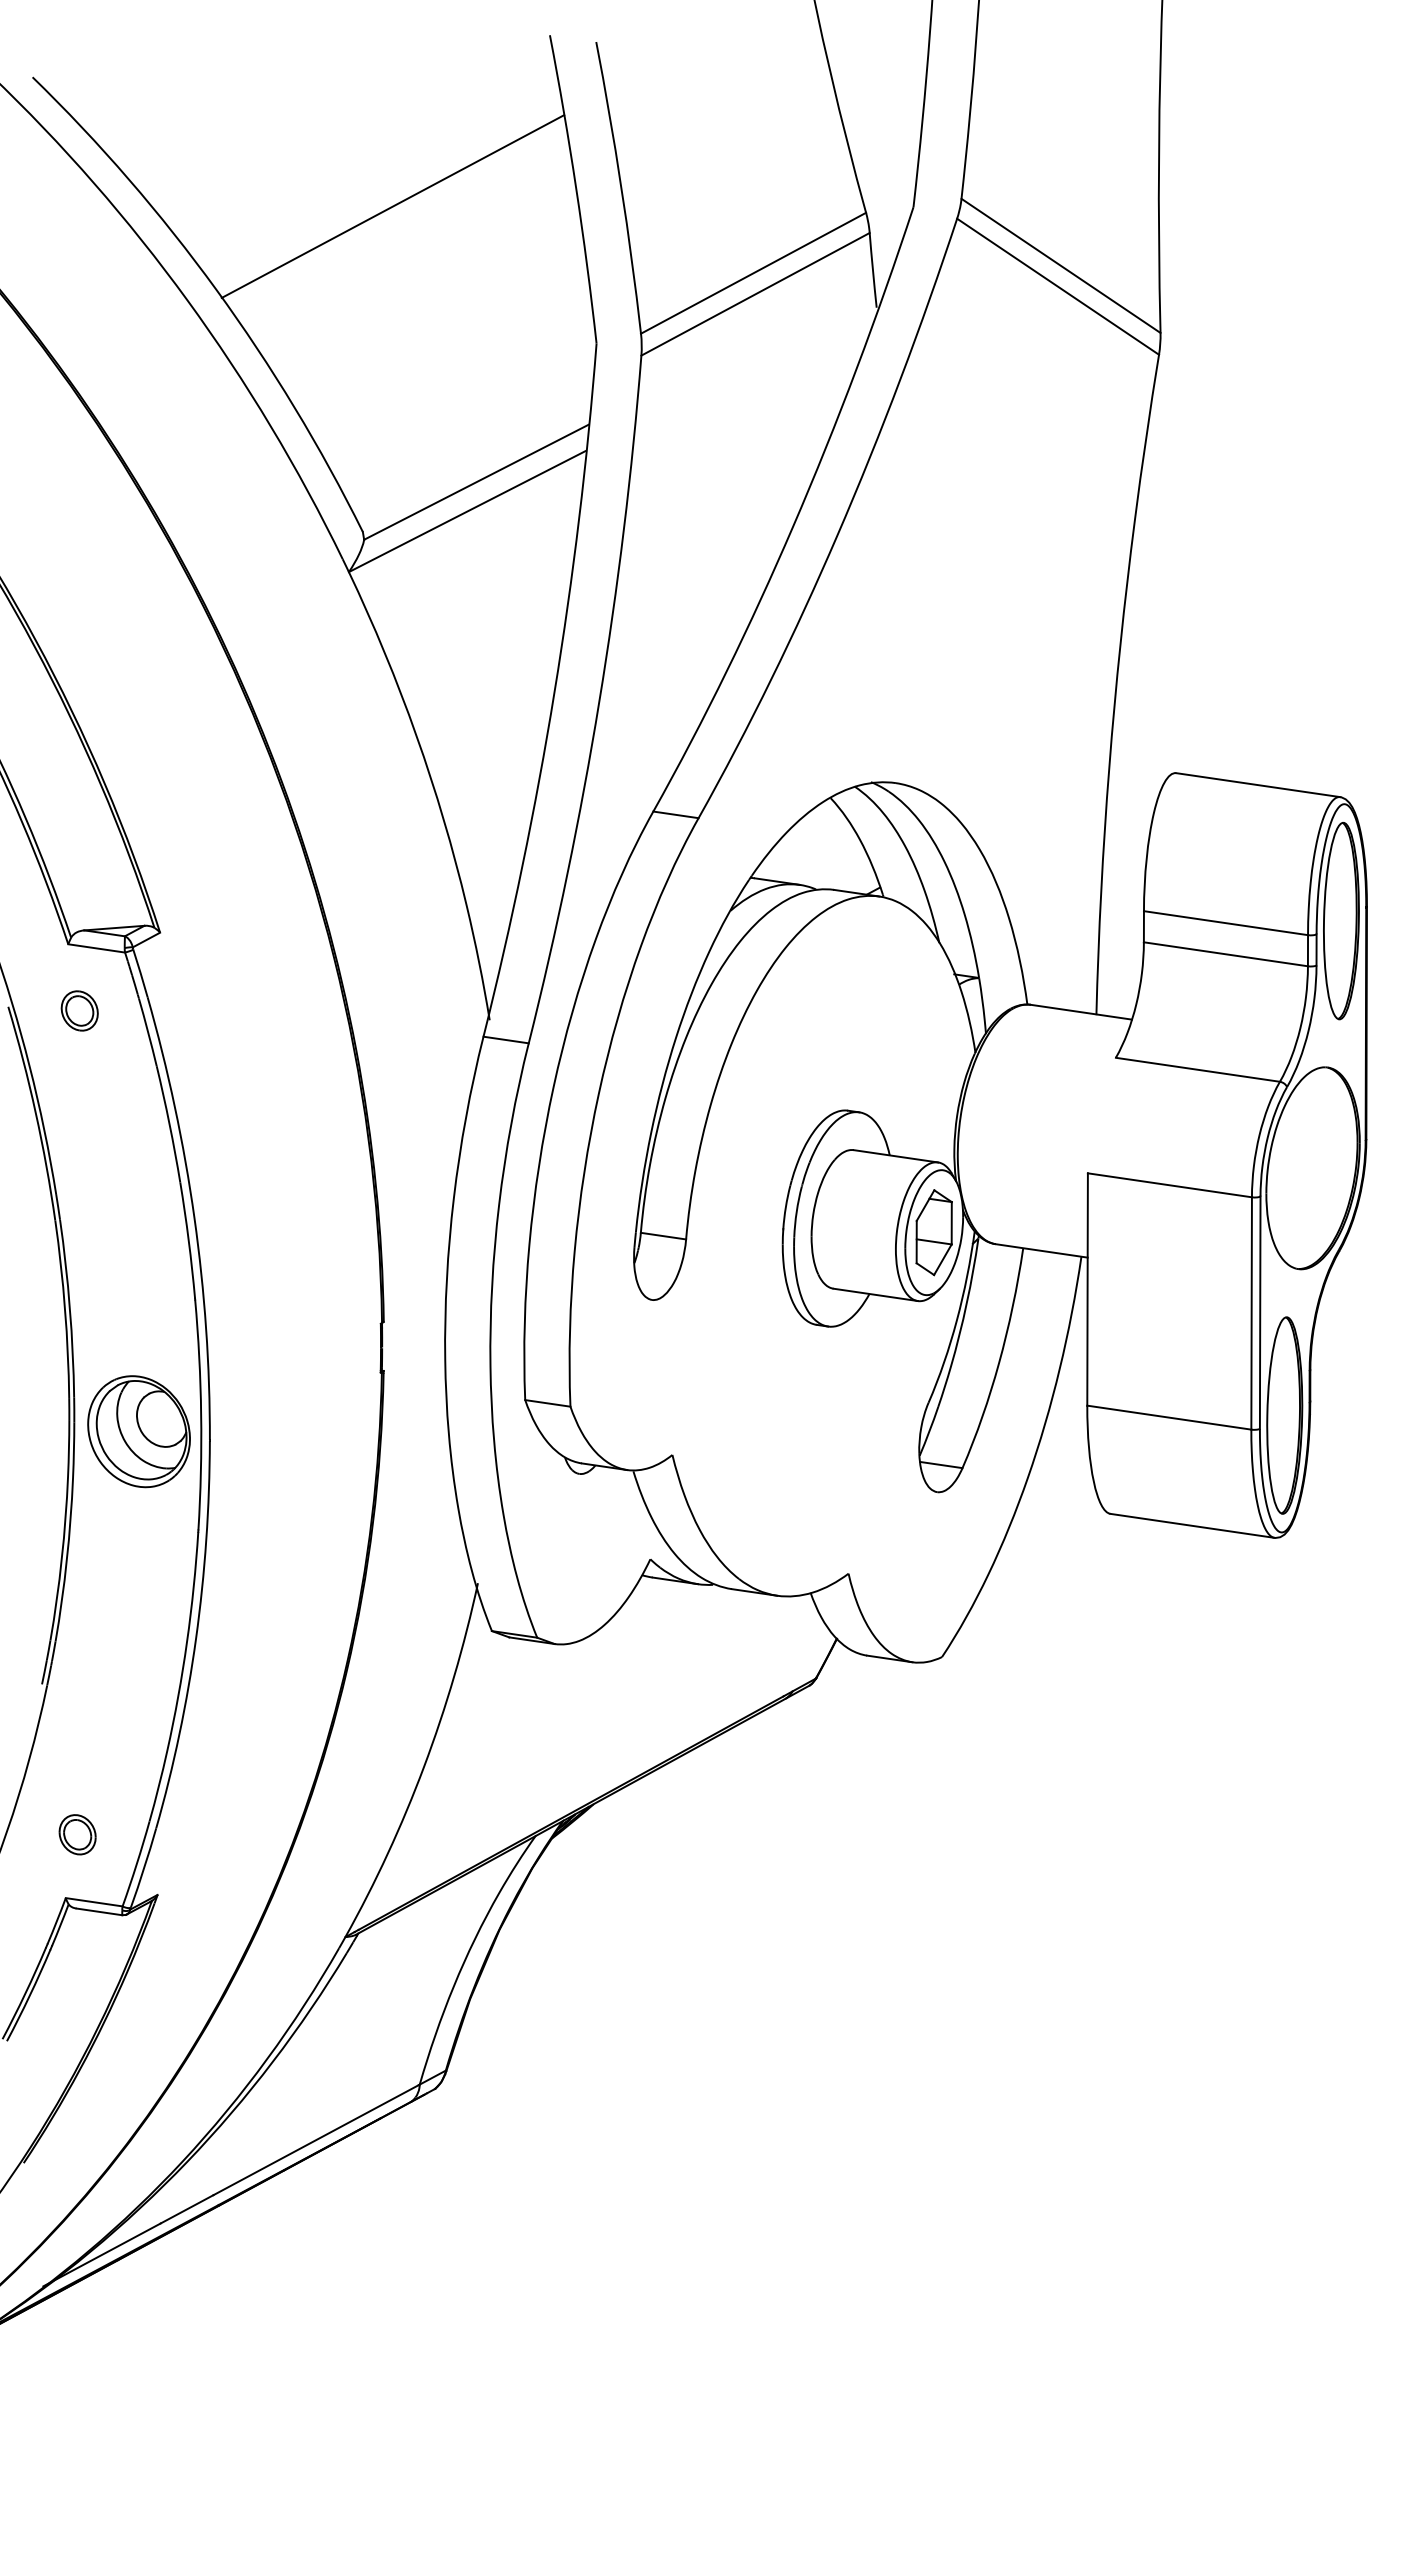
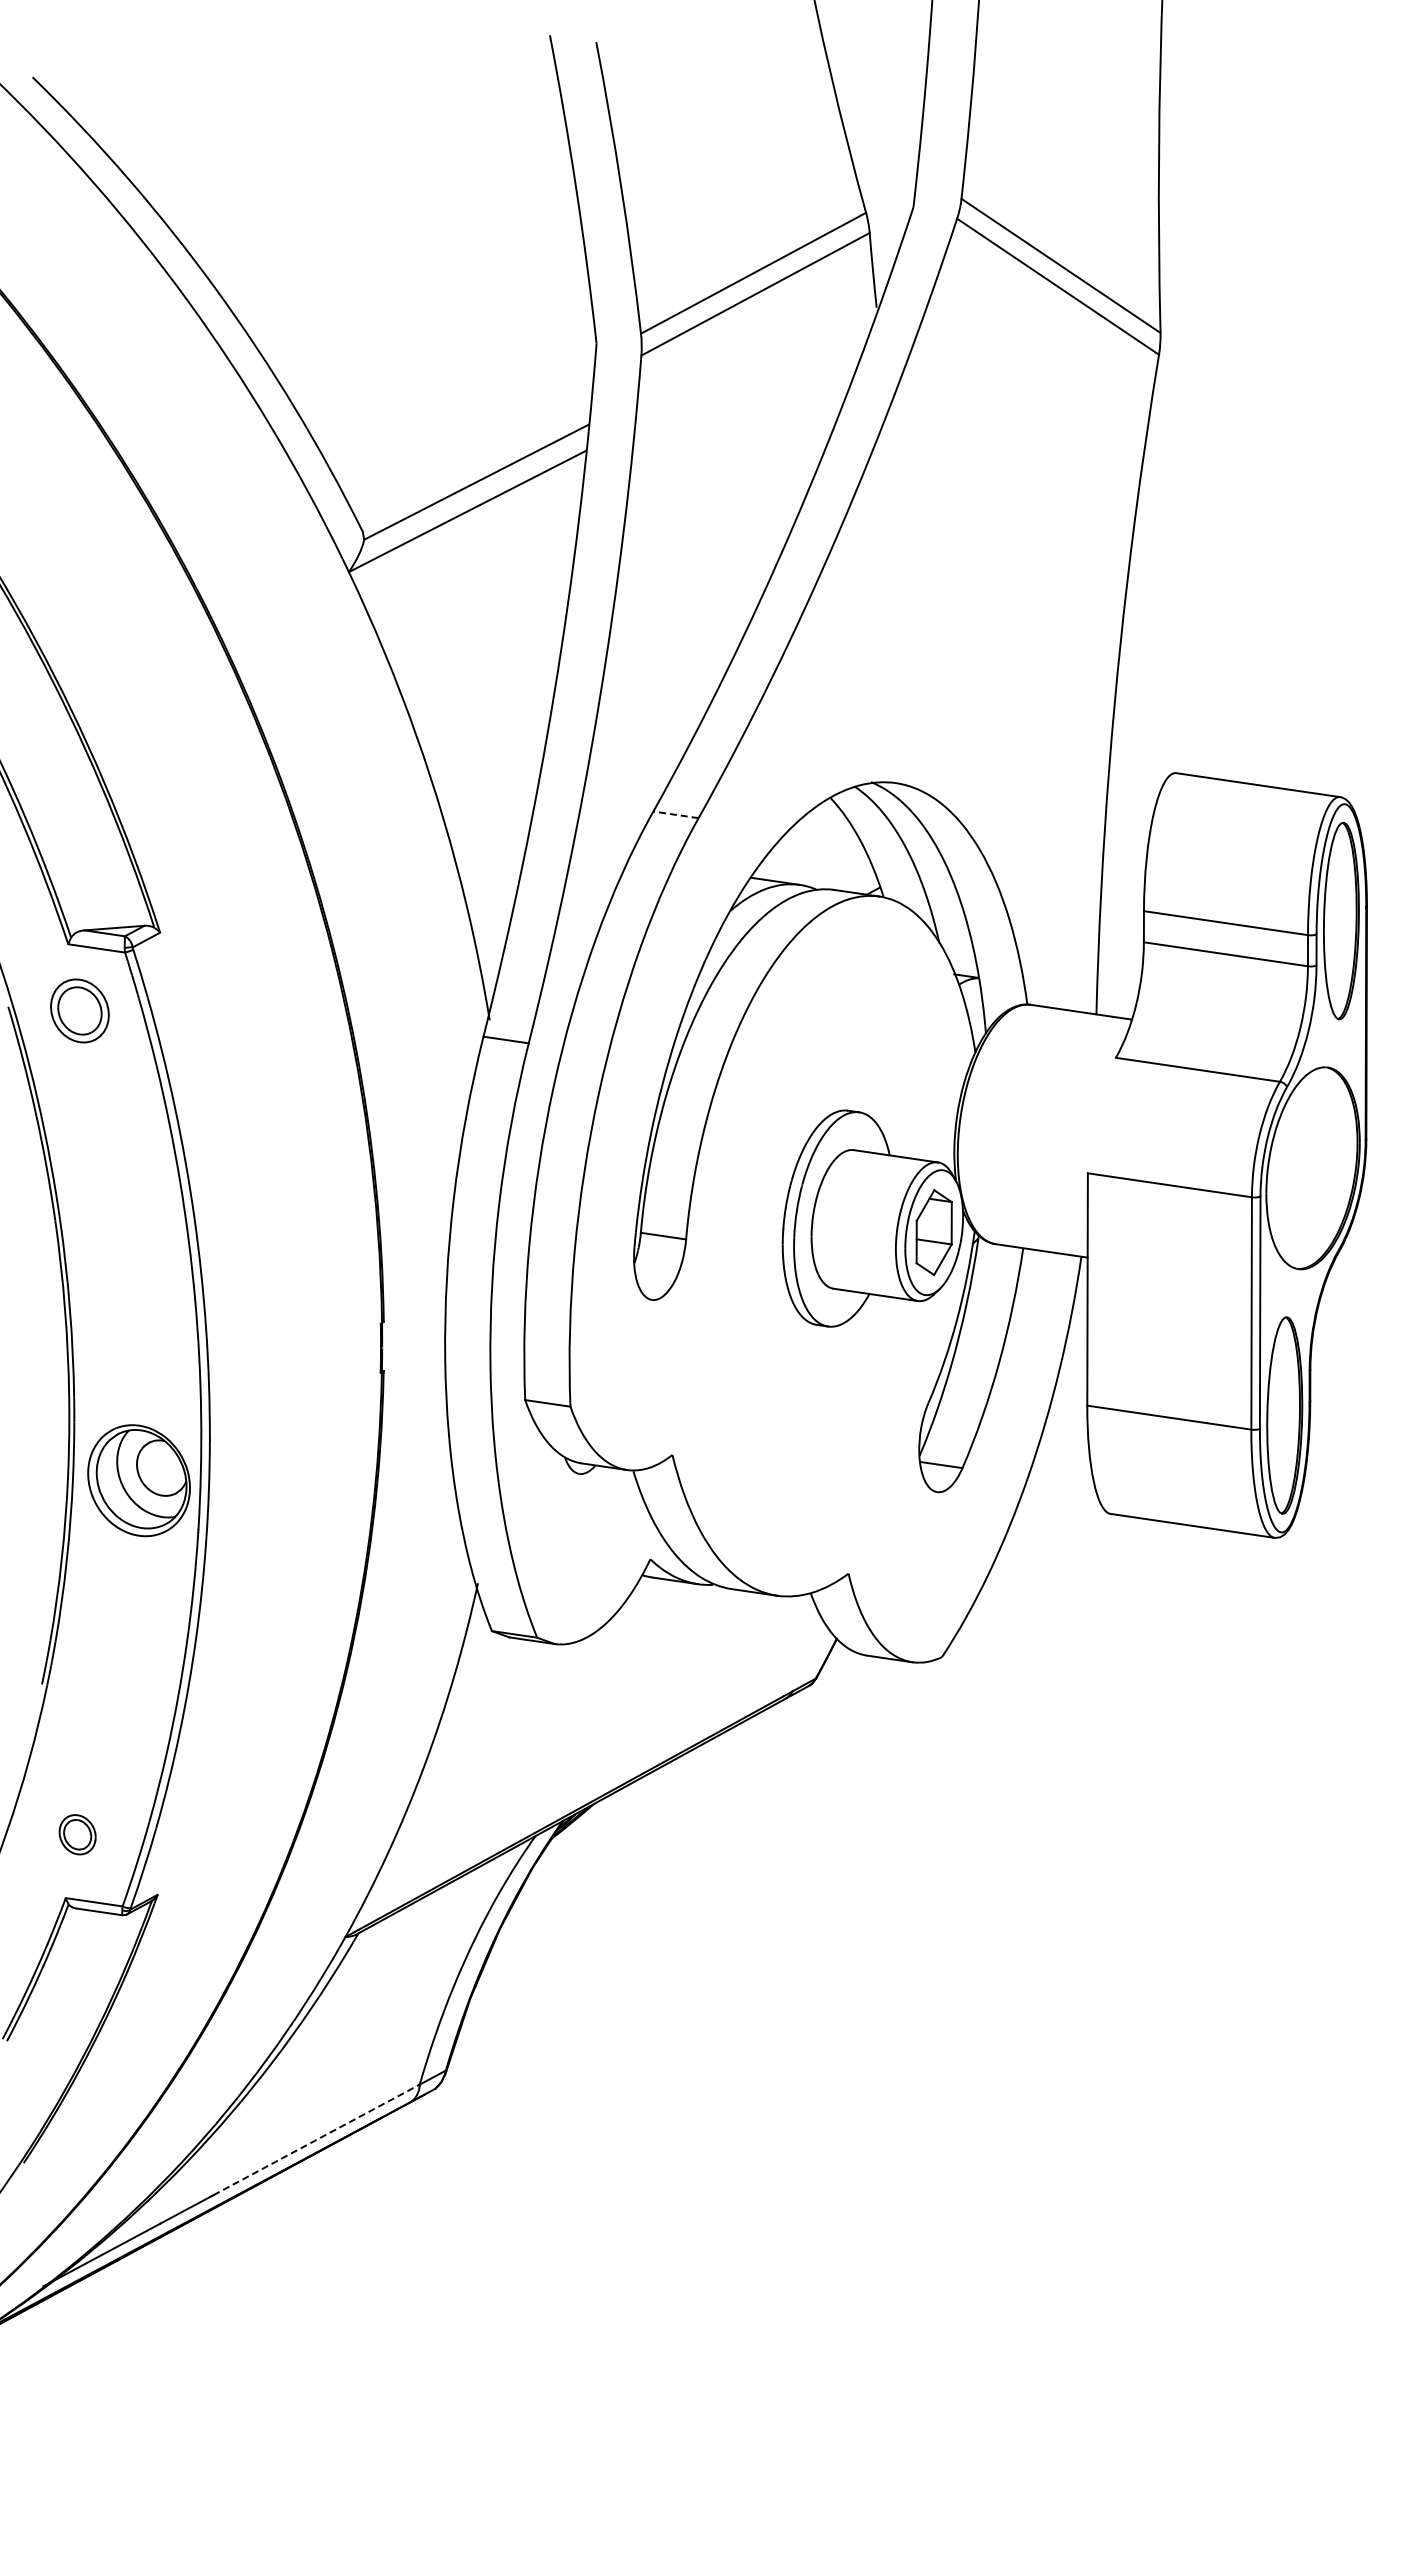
line: present -> none (392, 206)
line: solid -> dashed (675, 814)
part size: 39x42 px -> 60x66 px (79, 1010)
part position: (138, 1431) -> (138, 1480) (138, 1480)
line: solid -> dashed (316, 2139)
